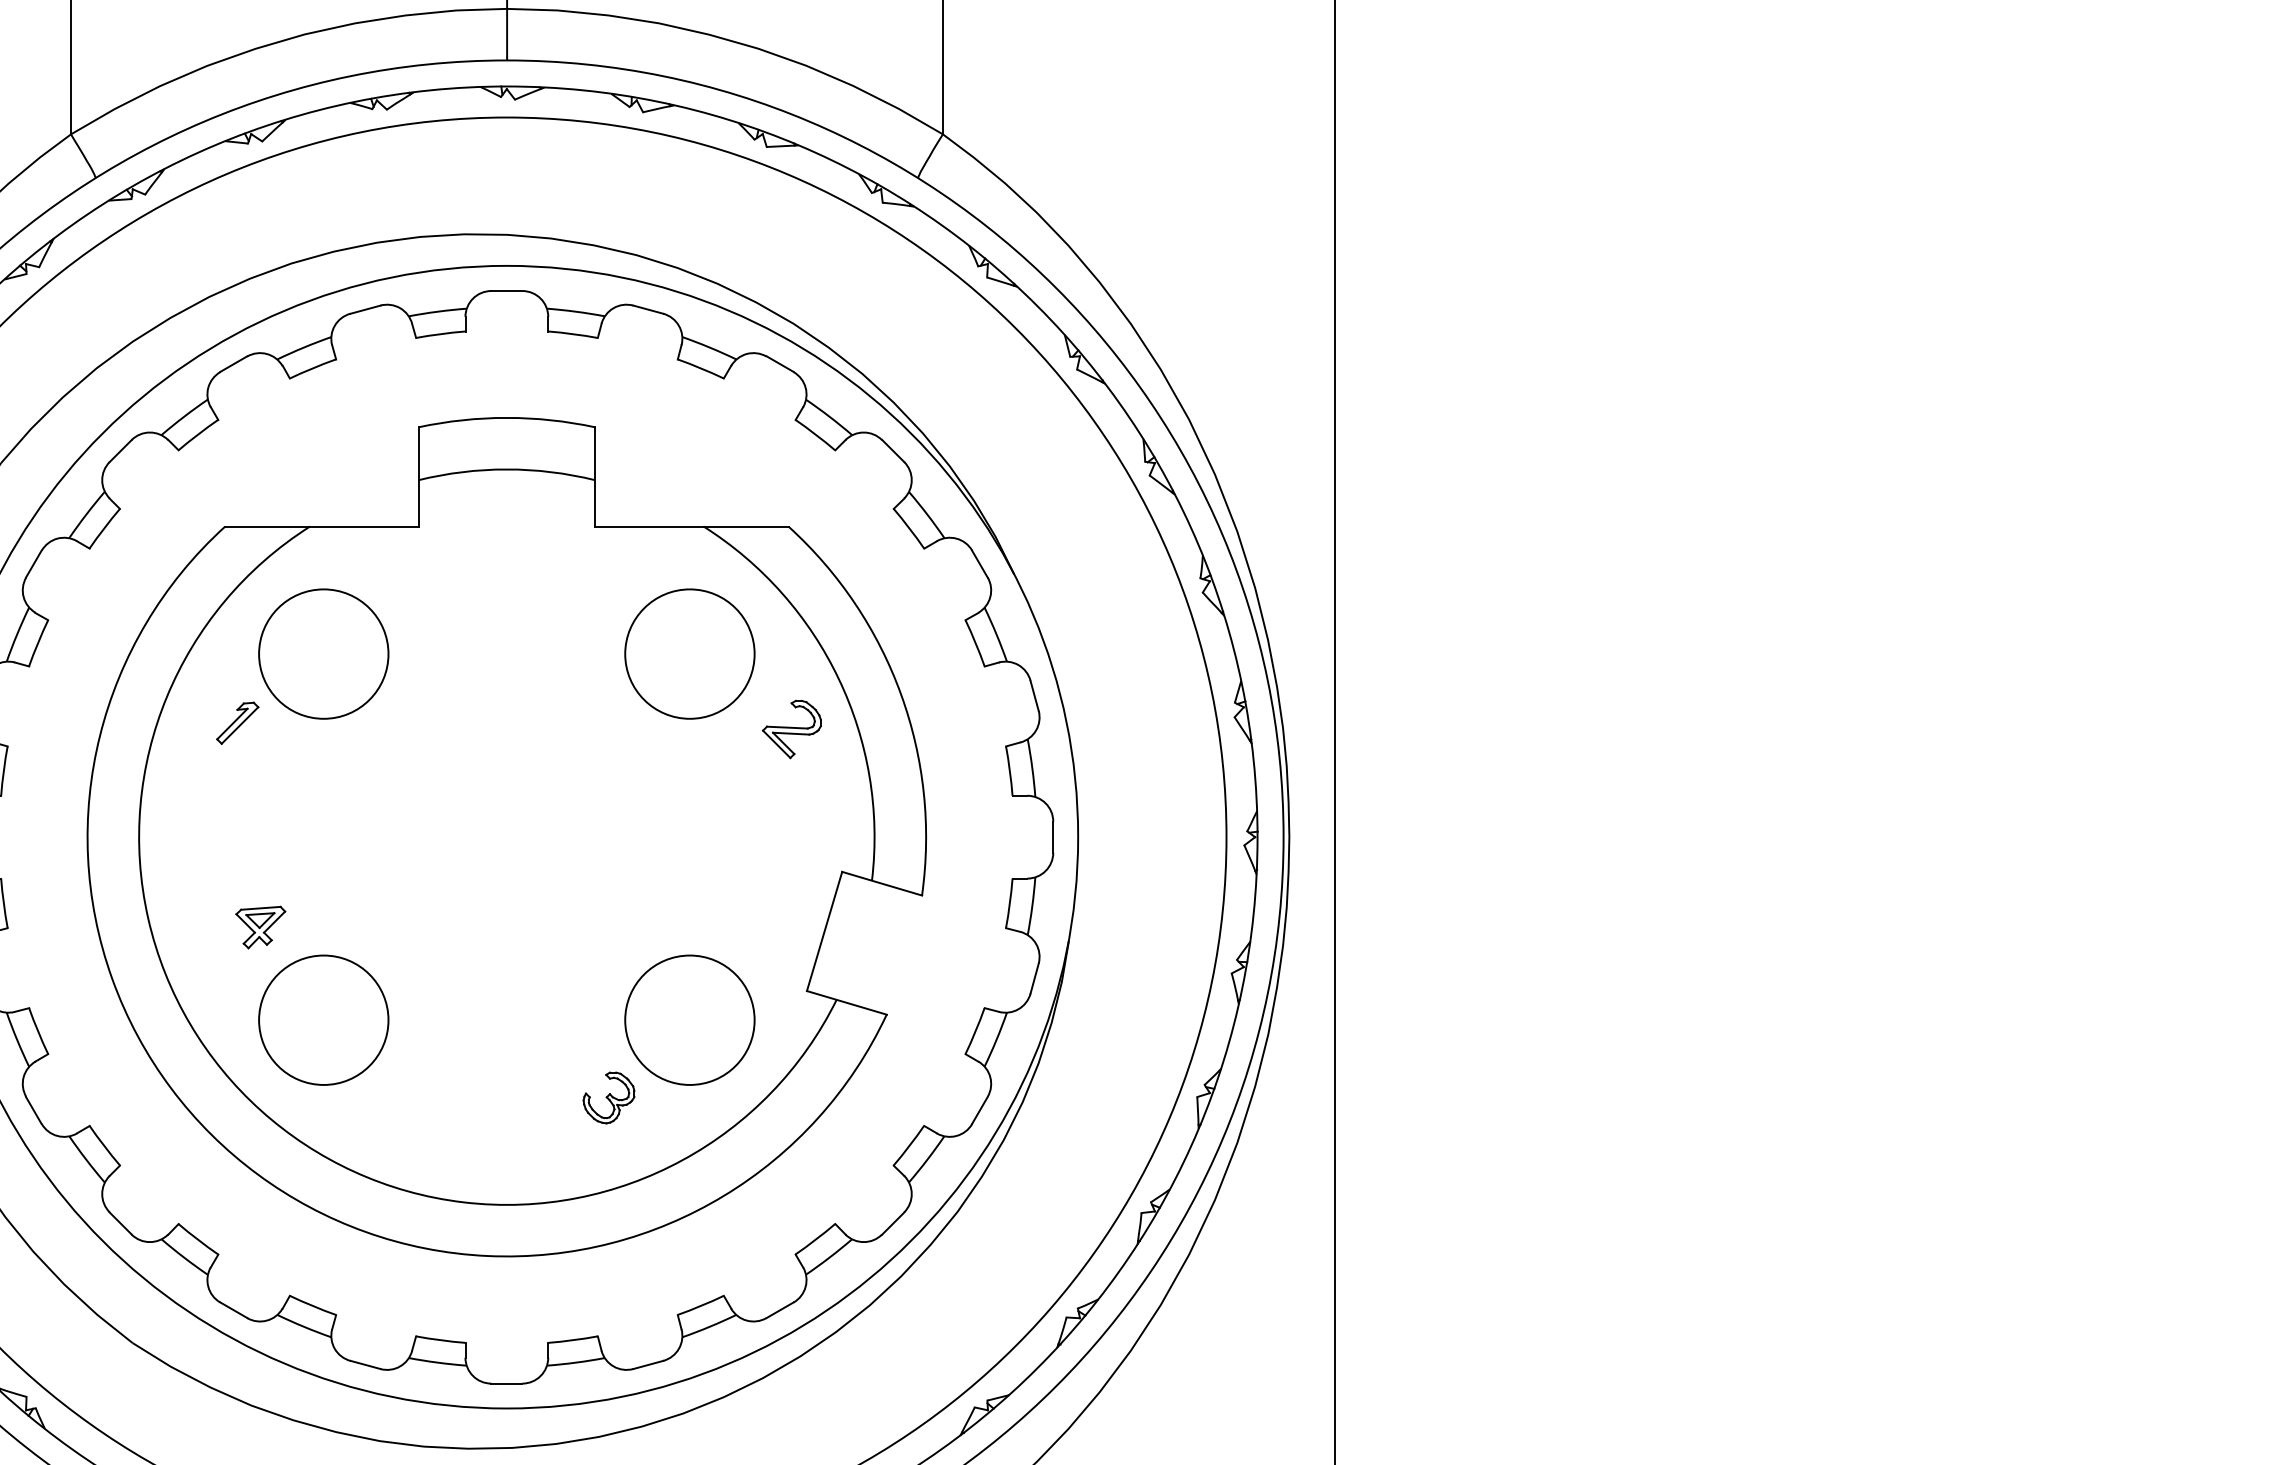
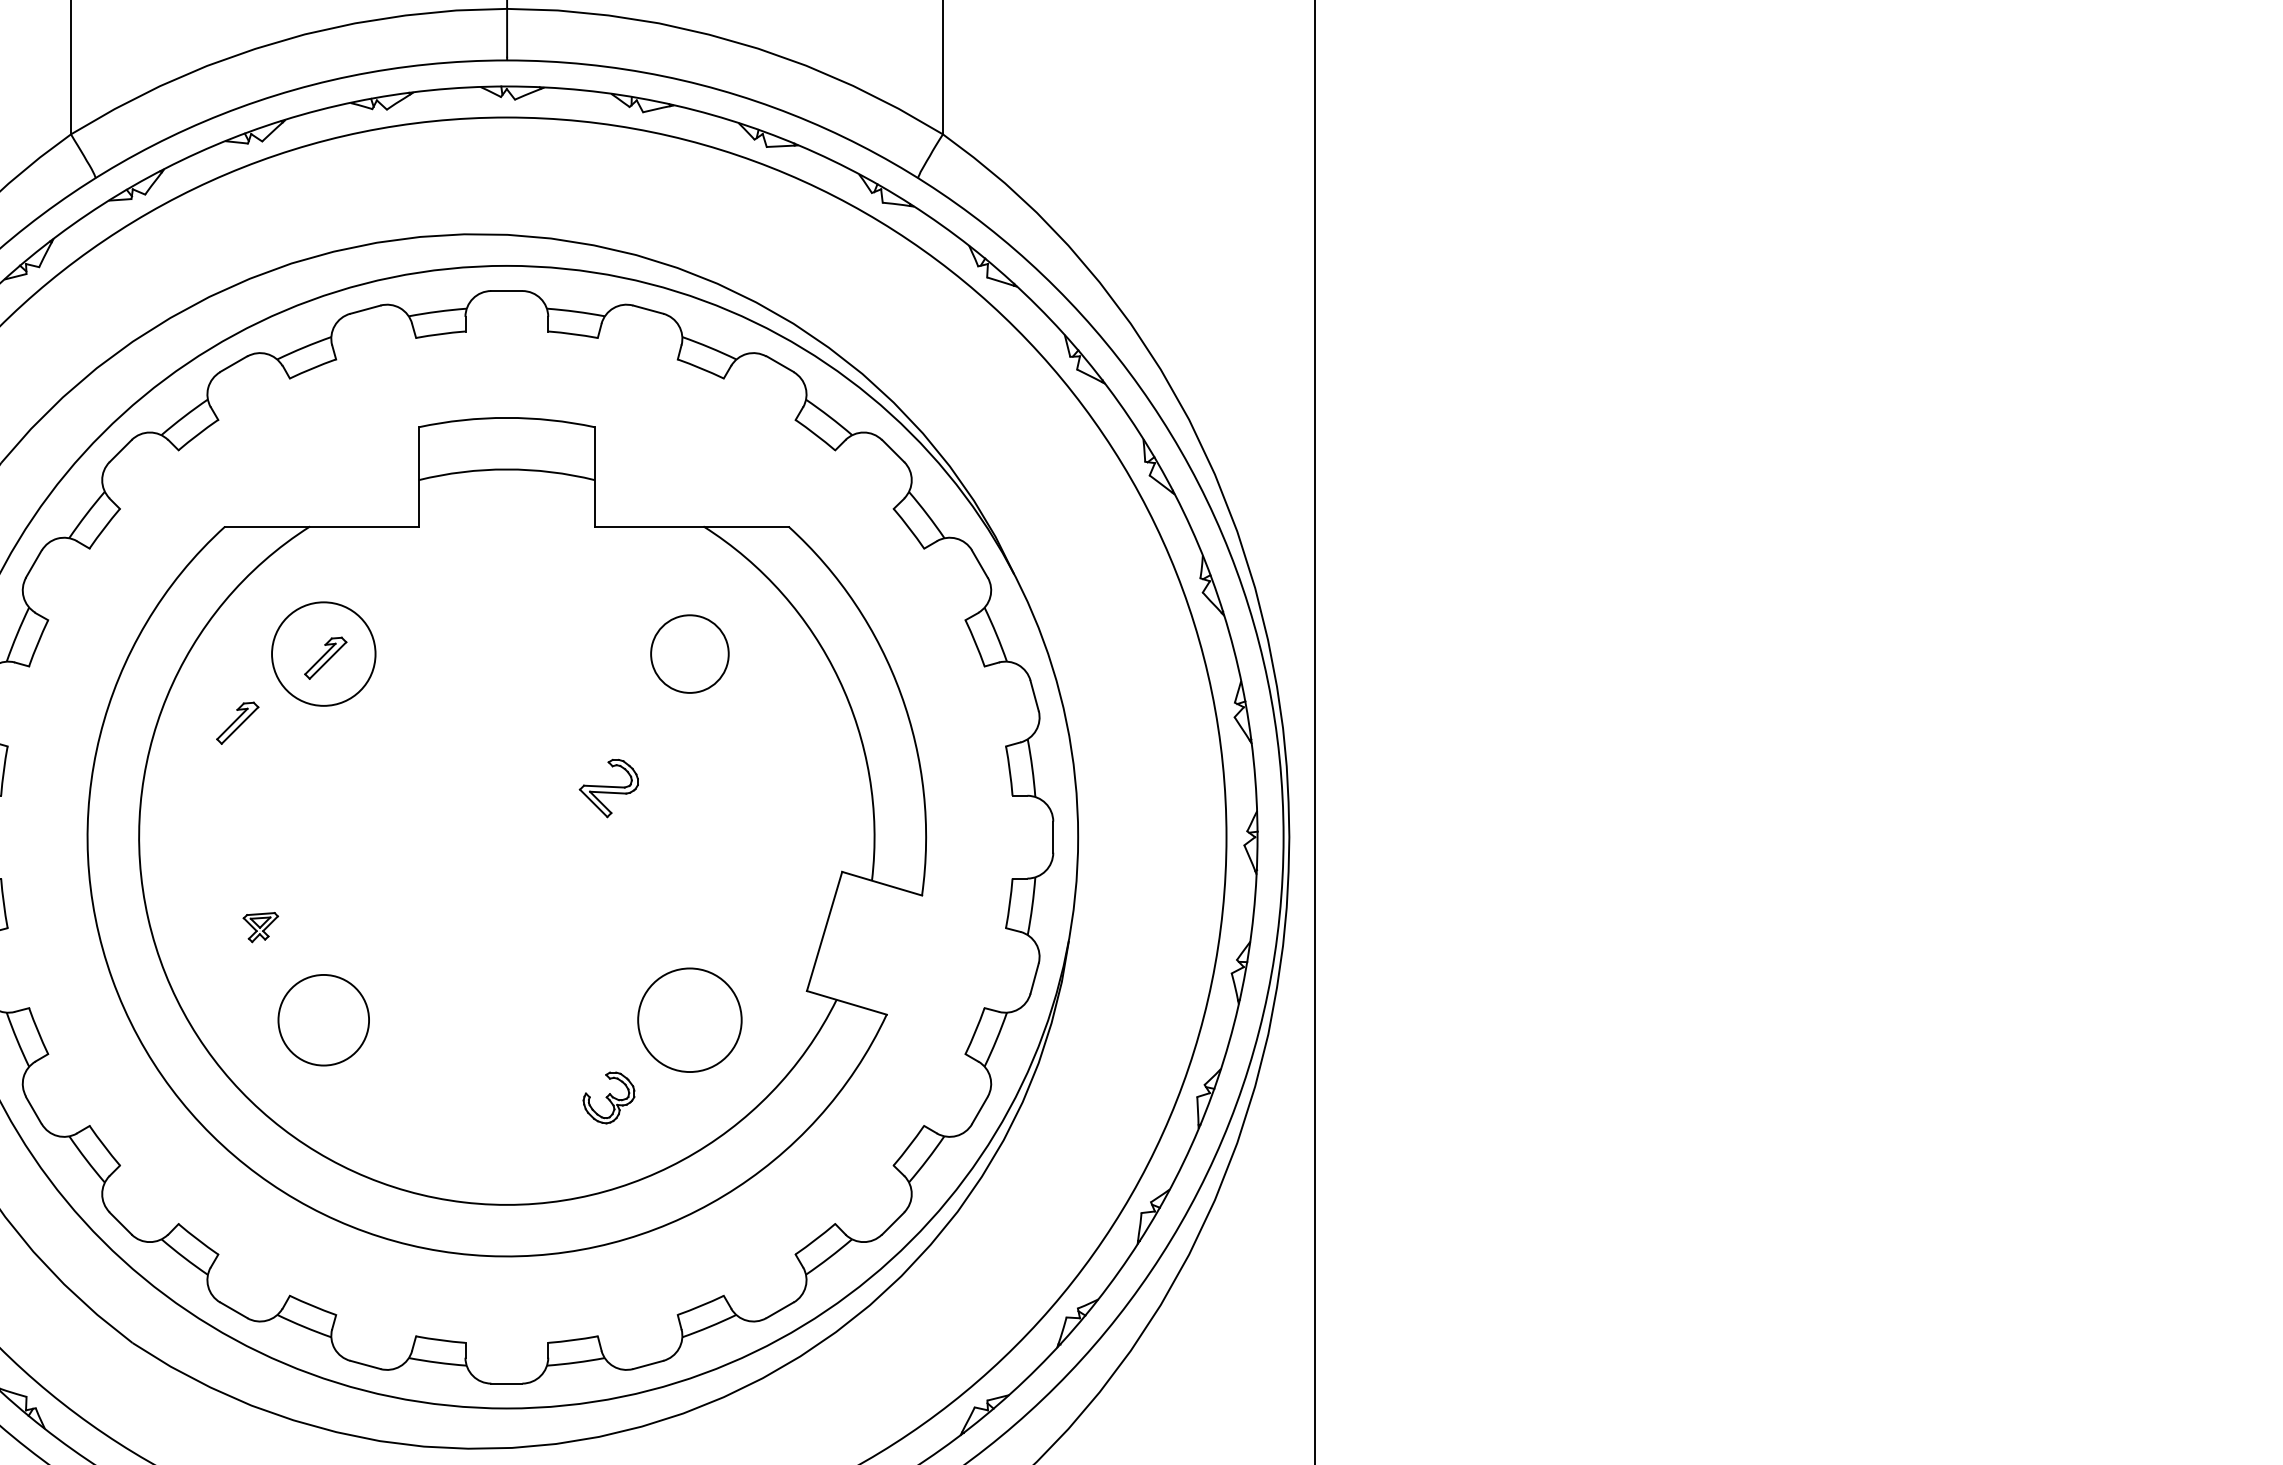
circle diameter: 129 px -> 104 px (323, 653)
circle diameter: 129 px -> 78 px (689, 653)
part: none -> present (325, 657)
part position: (791, 729) -> (608, 788) (608, 788)
line position: (1335, 731) -> (1315, 731) (1315, 731)
part size: 52x45 px -> 38x32 px (260, 927)
circle diameter: 129 px -> 91 px (323, 1019)
circle diameter: 129 px -> 104 px (689, 1020)
